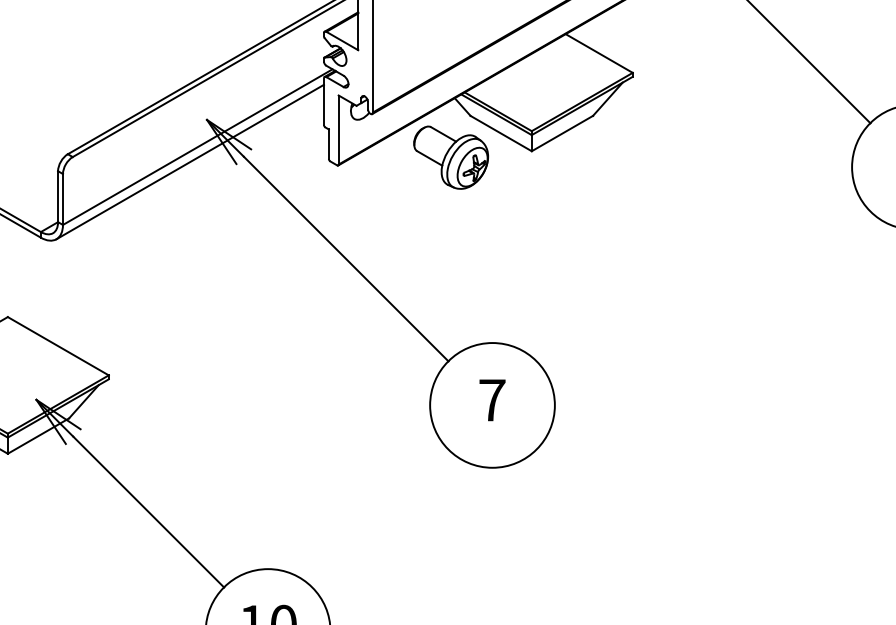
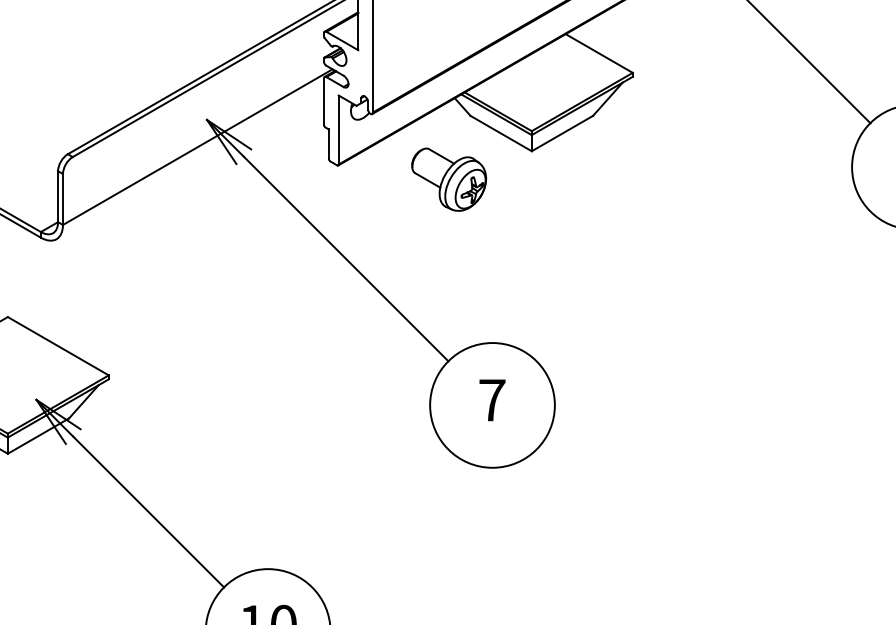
part position: (450, 157) -> (448, 179) (448, 179)
line: present -> none (189, 161)
